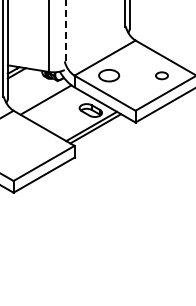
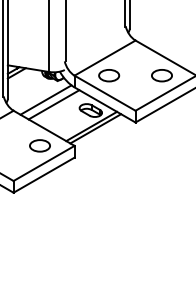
line: dashed -> solid (65, 30)
part size: 14x10 px -> 22x14 px (161, 75)
line: none -> present (53, 104)
part: none -> present (39, 145)
